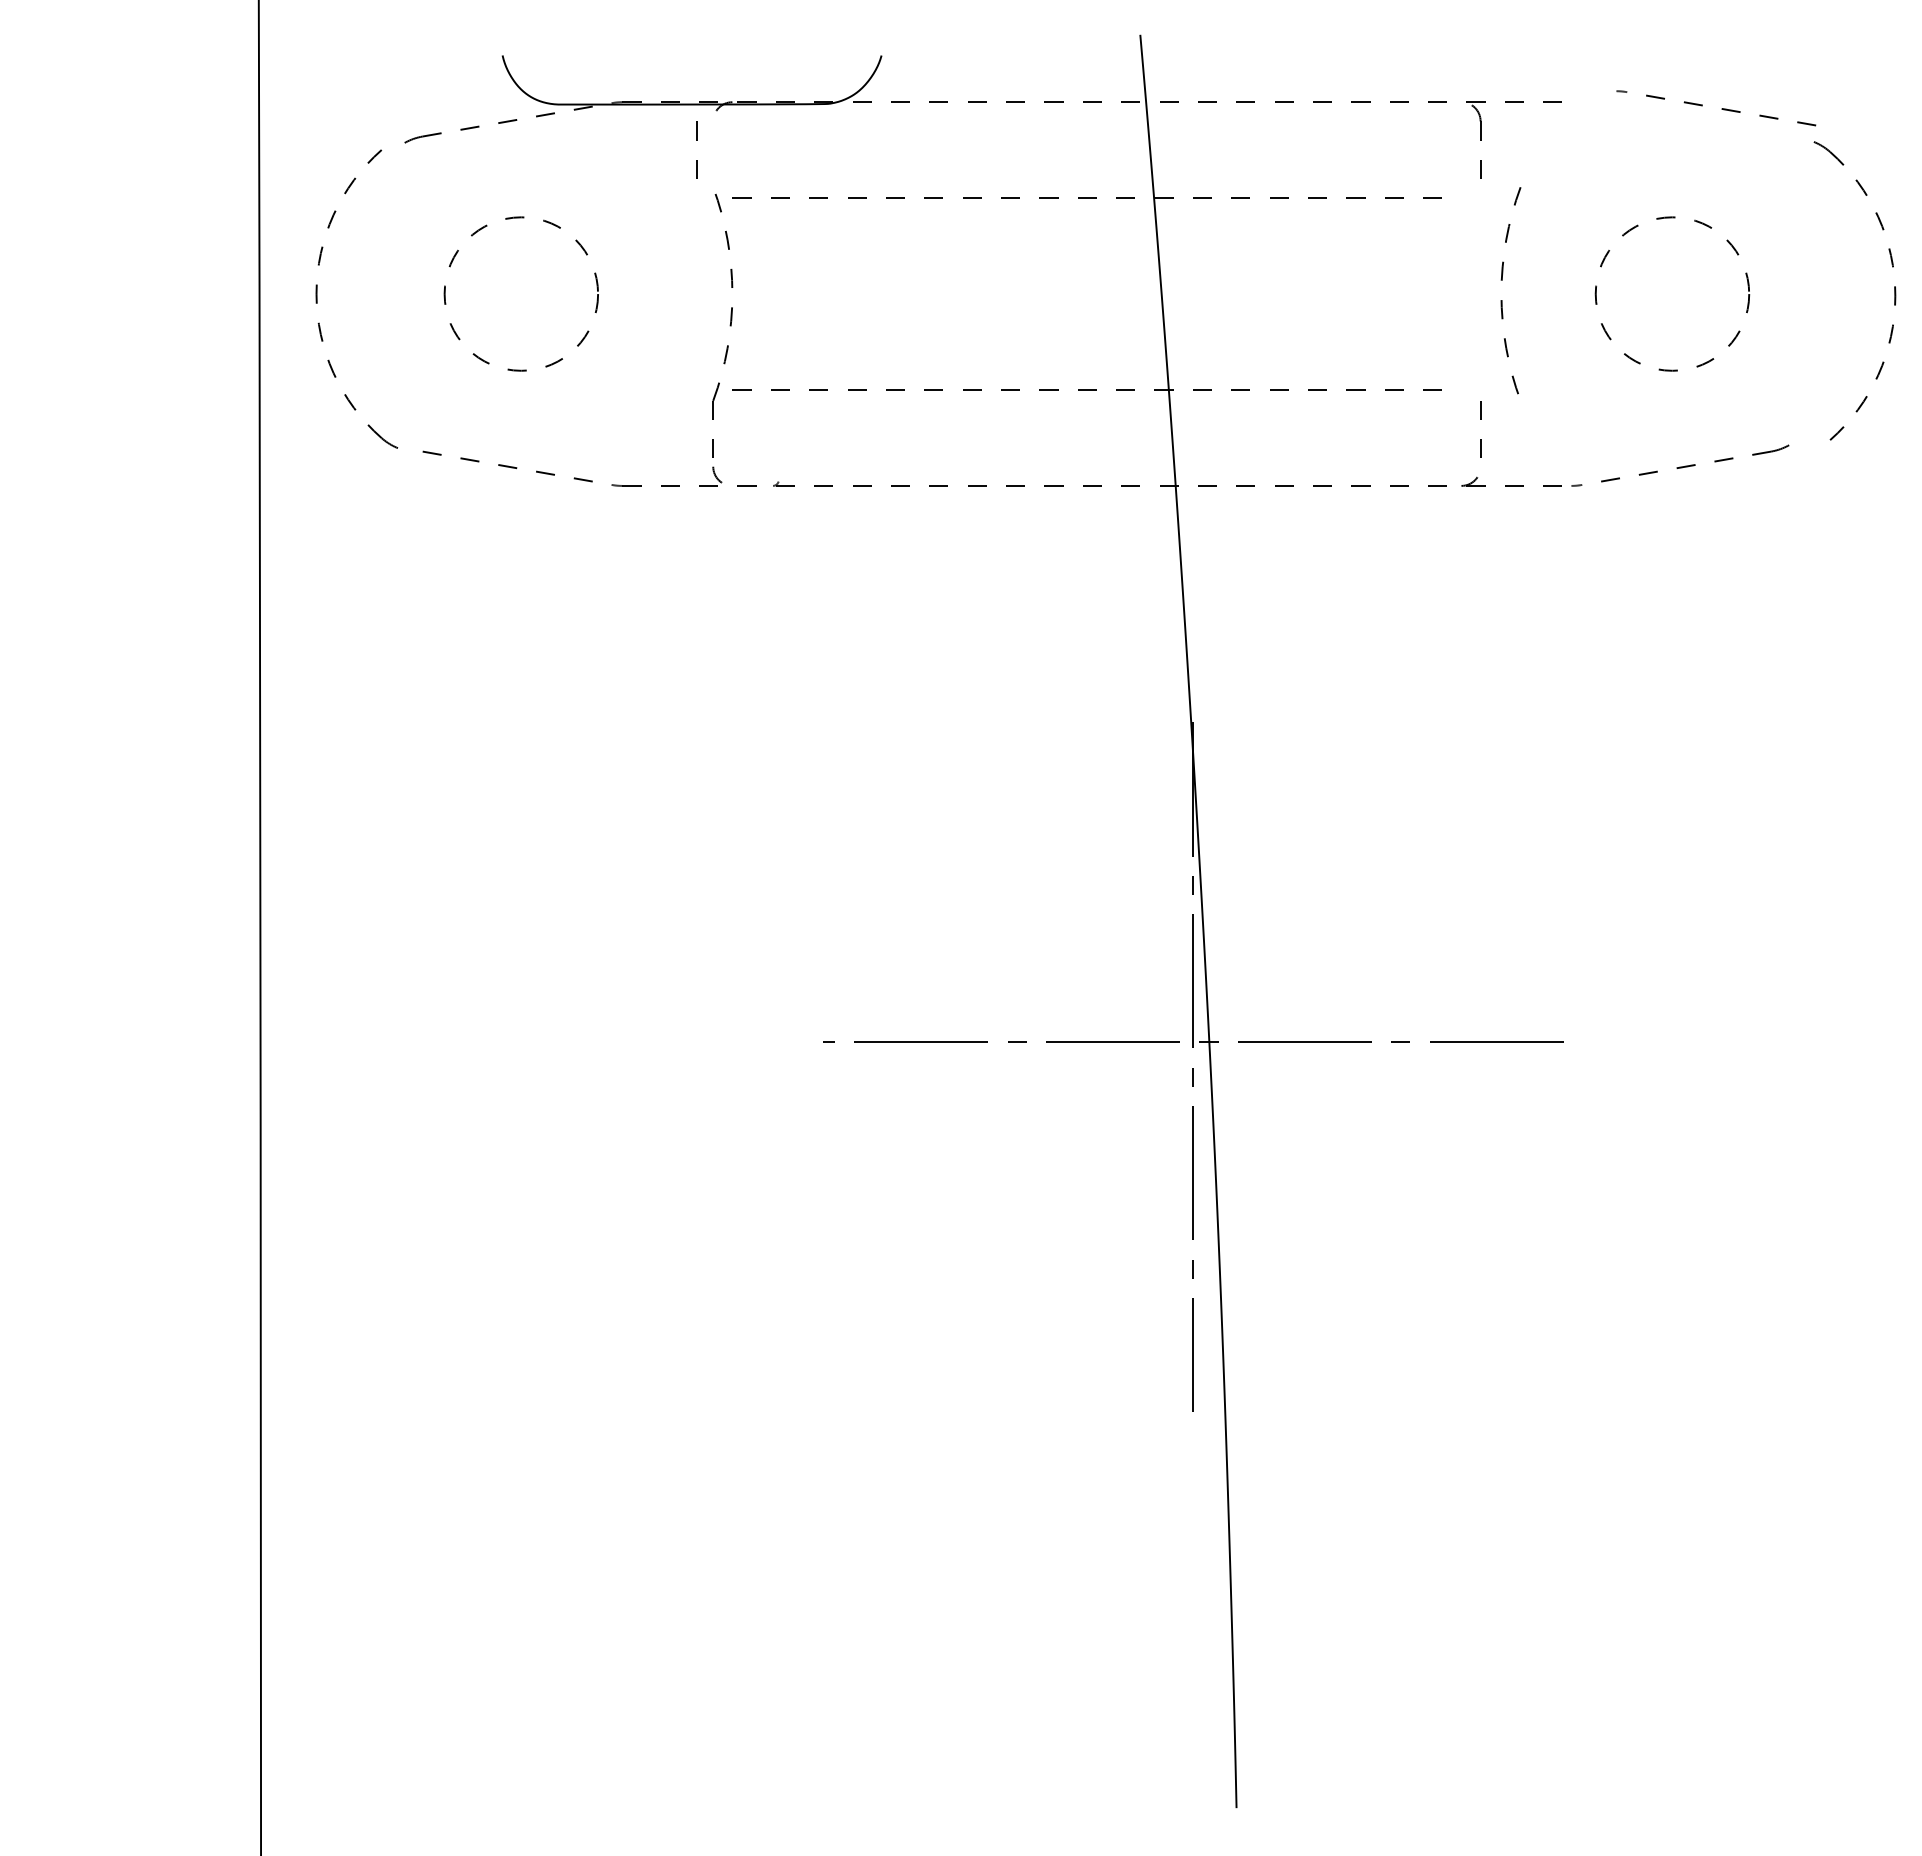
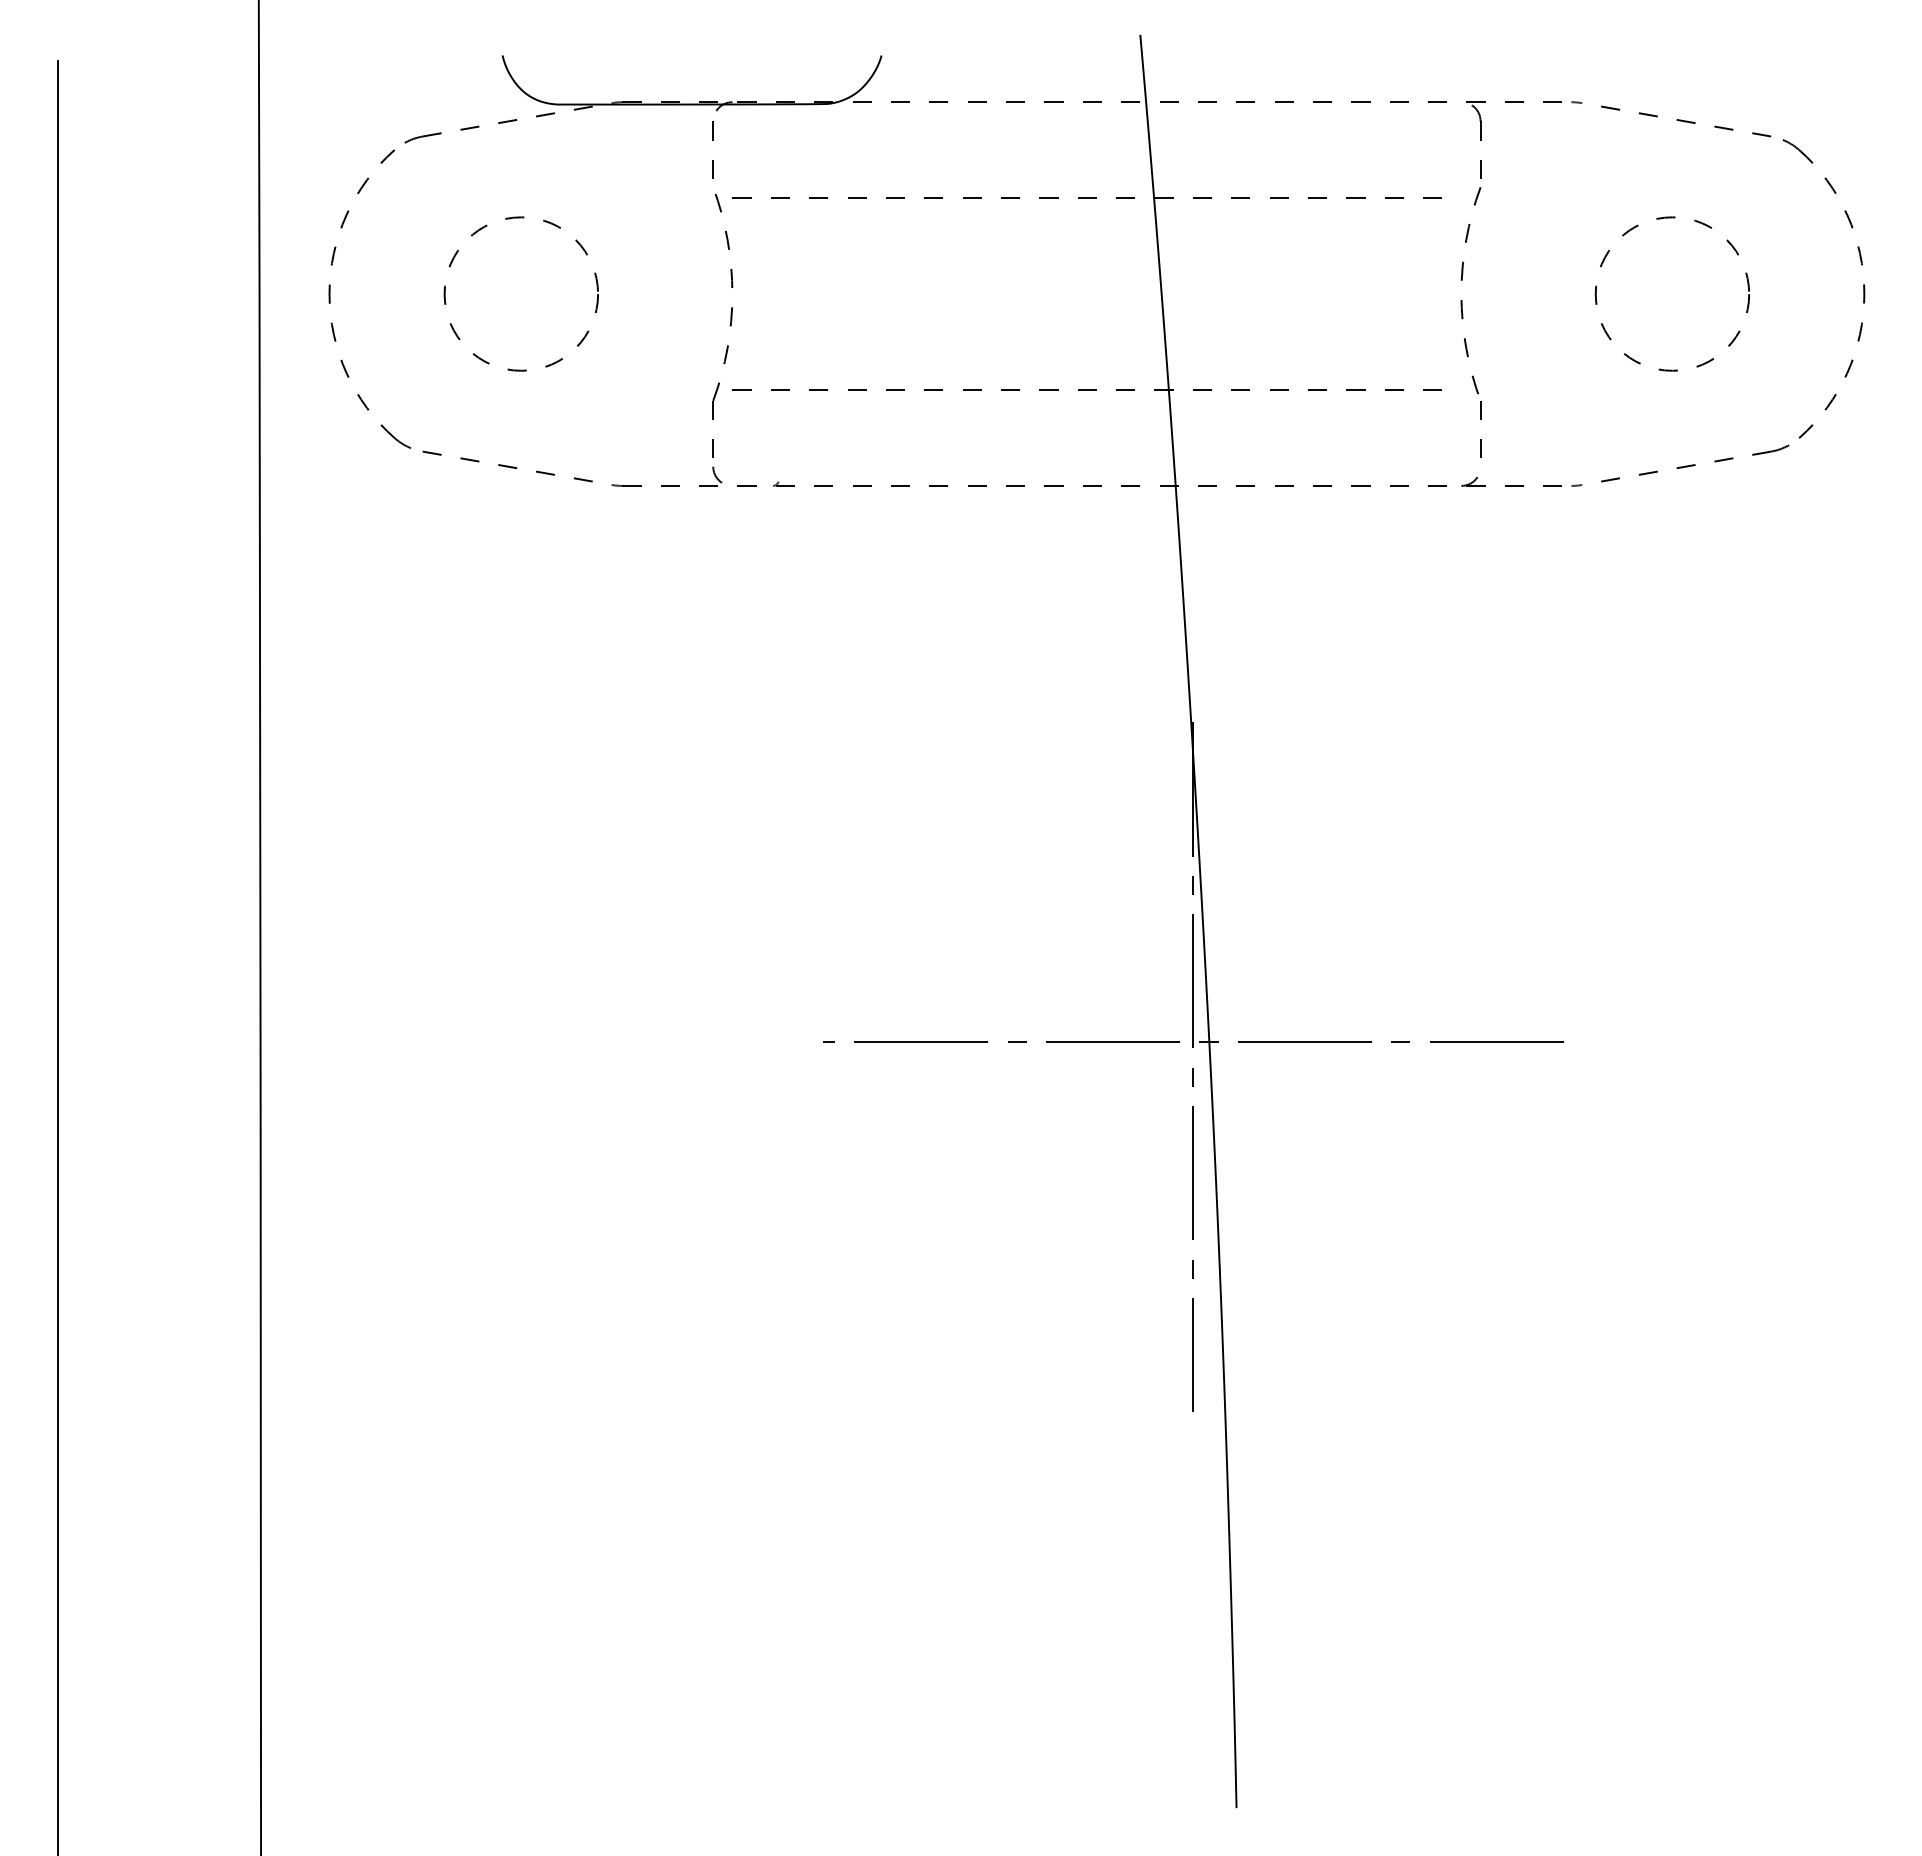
part position: (1716, 108) -> (1671, 119) (1671, 119)
line position: (696, 140) -> (712, 140) (712, 140)
arc position: (1502, 280) -> (1462, 280) (1462, 280)
part position: (1894, 290) -> (1863, 288) (1863, 288)
part position: (317, 298) -> (330, 298) (330, 298)
line: none -> present (57, 956)
